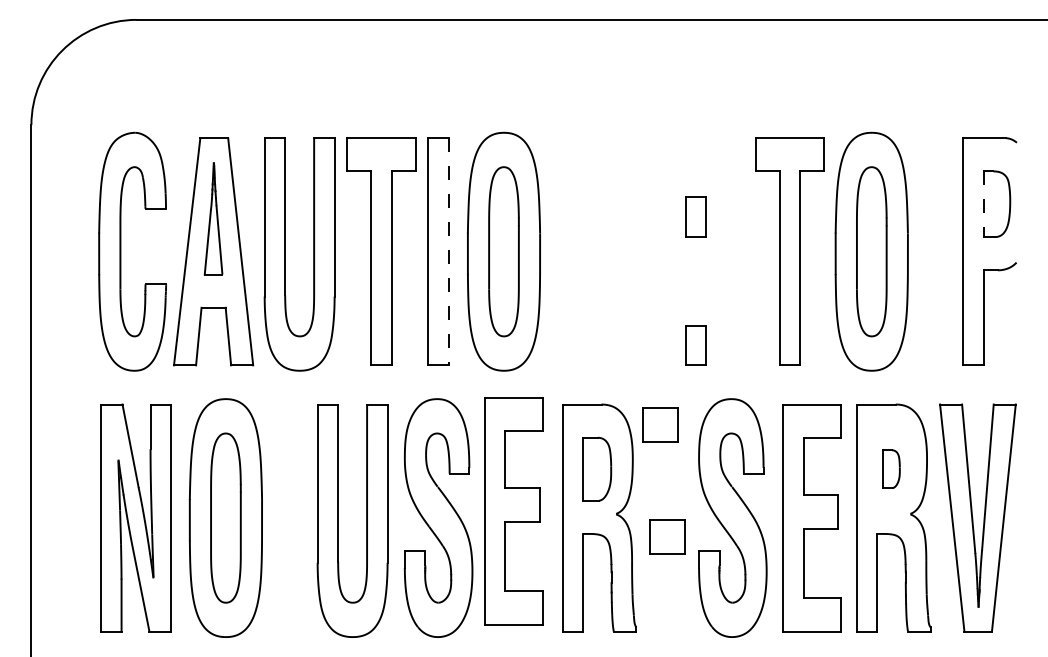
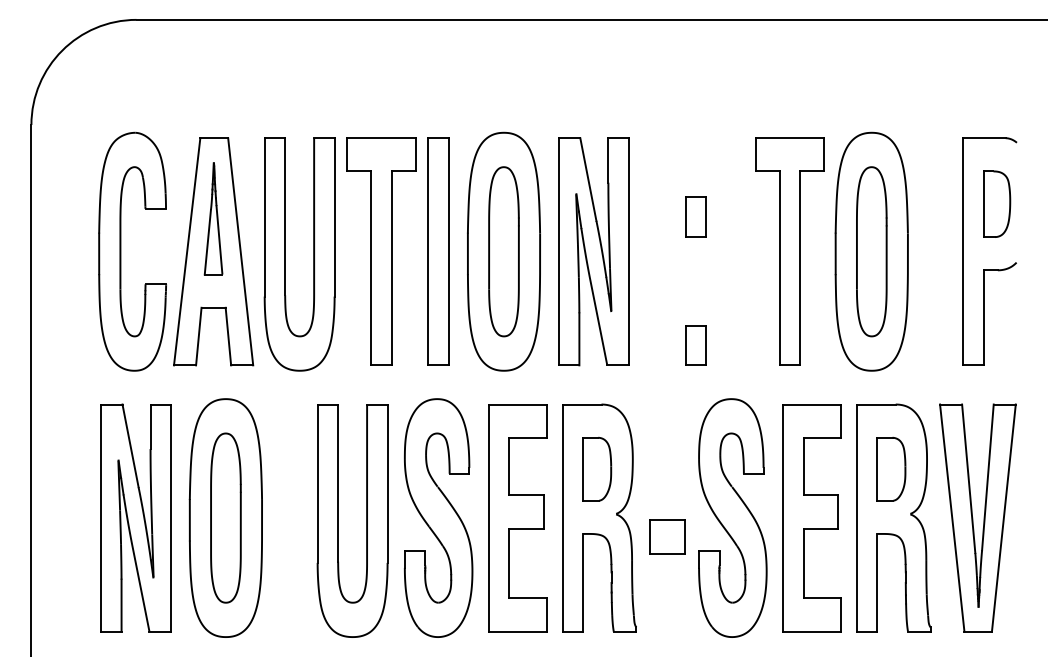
line: dashed -> solid (983, 204)
line: dashed -> solid (448, 251)
part: none -> present (593, 251)
part: present -> none (660, 424)
part size: 19x40 px -> 31x66 px (891, 468)
part position: (513, 511) -> (517, 518) (517, 518)
